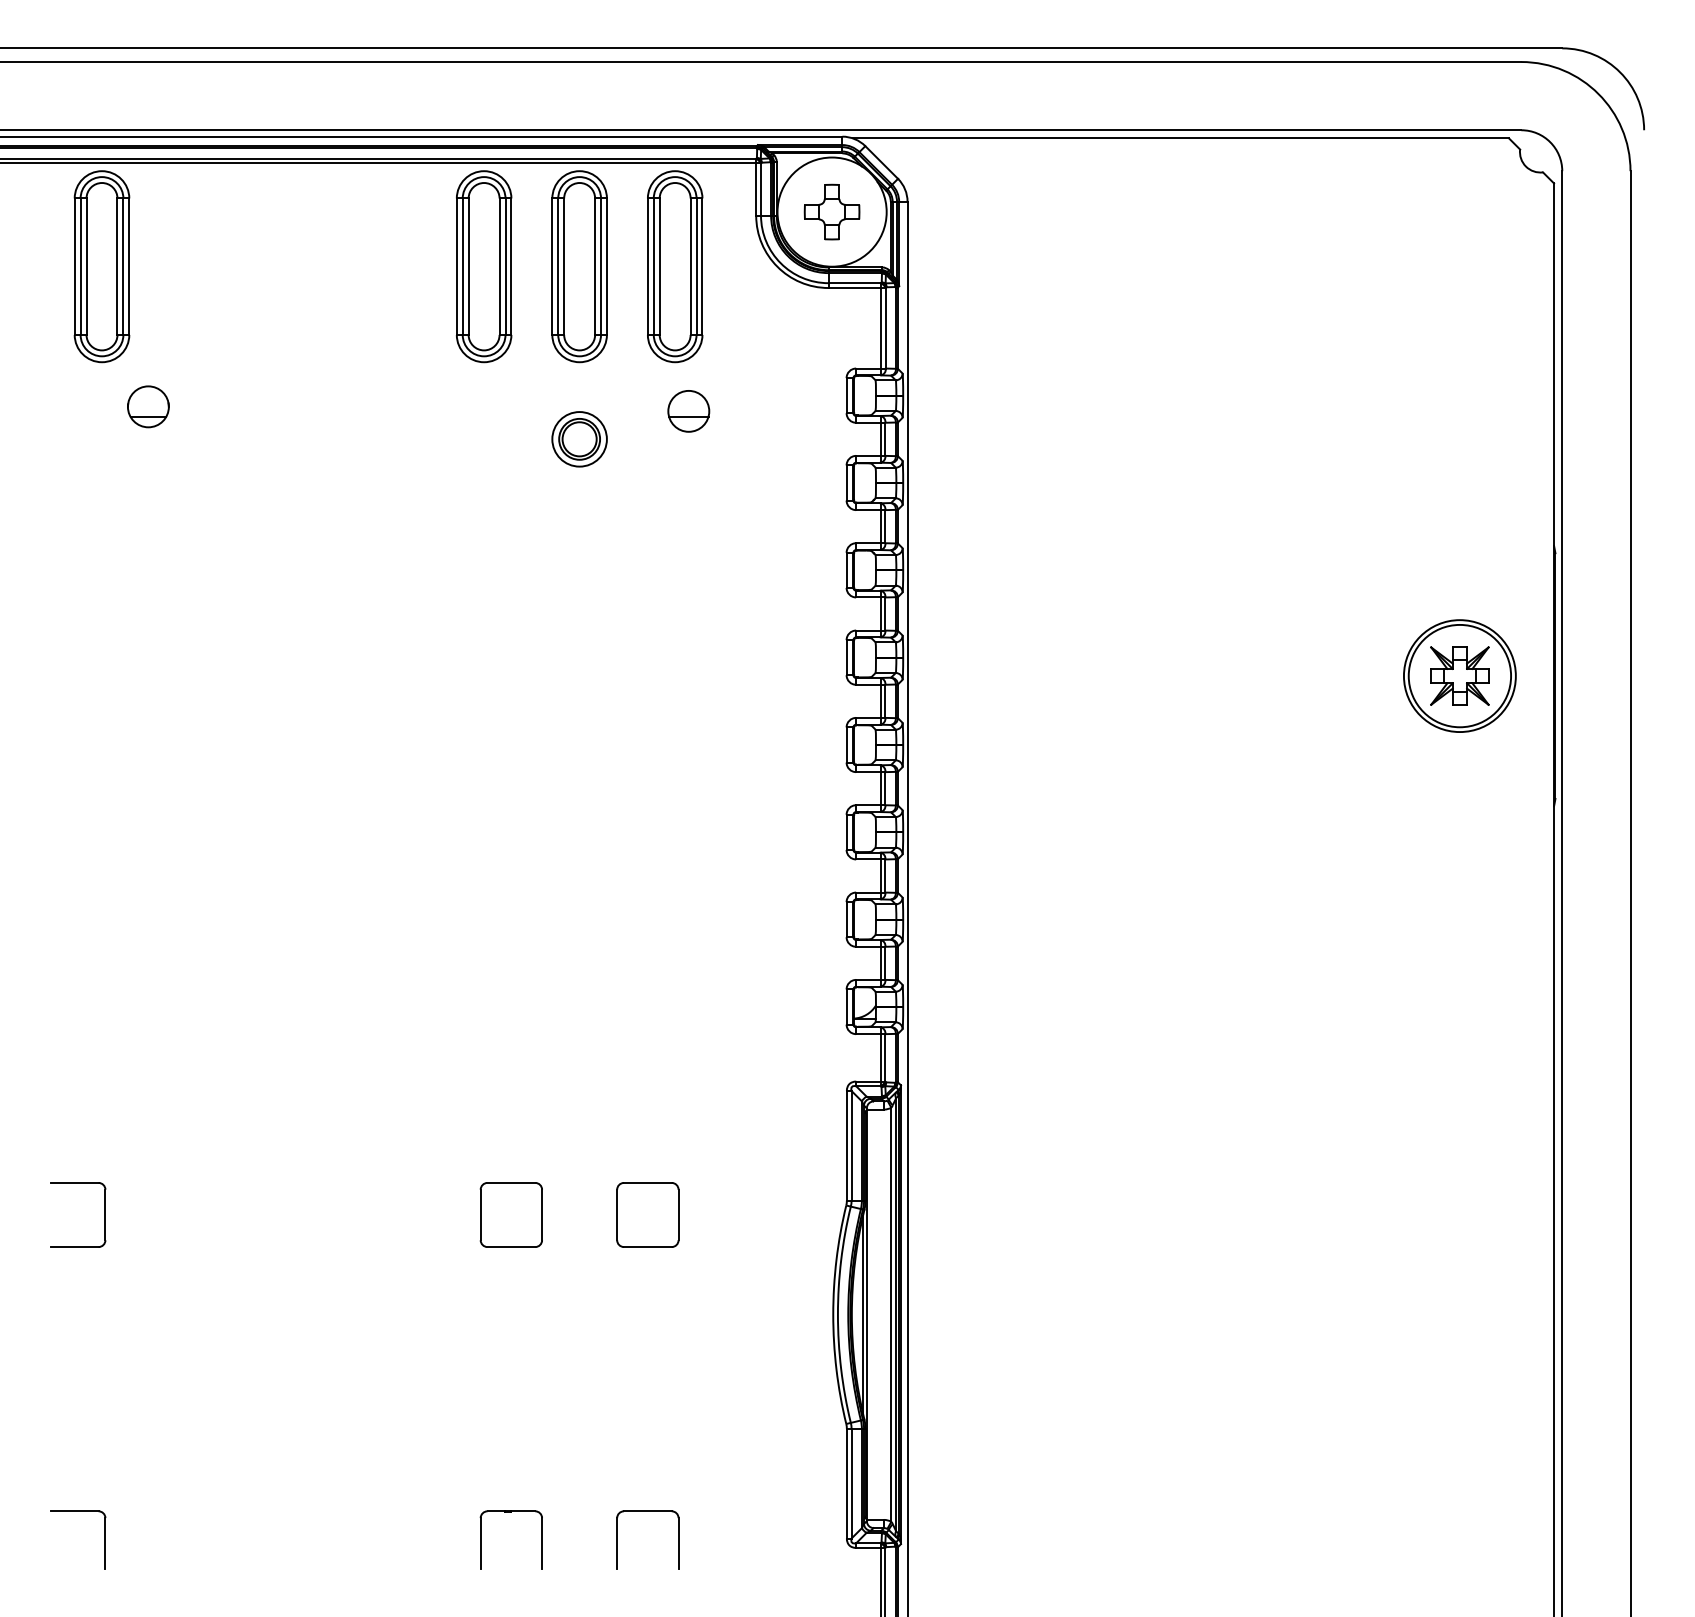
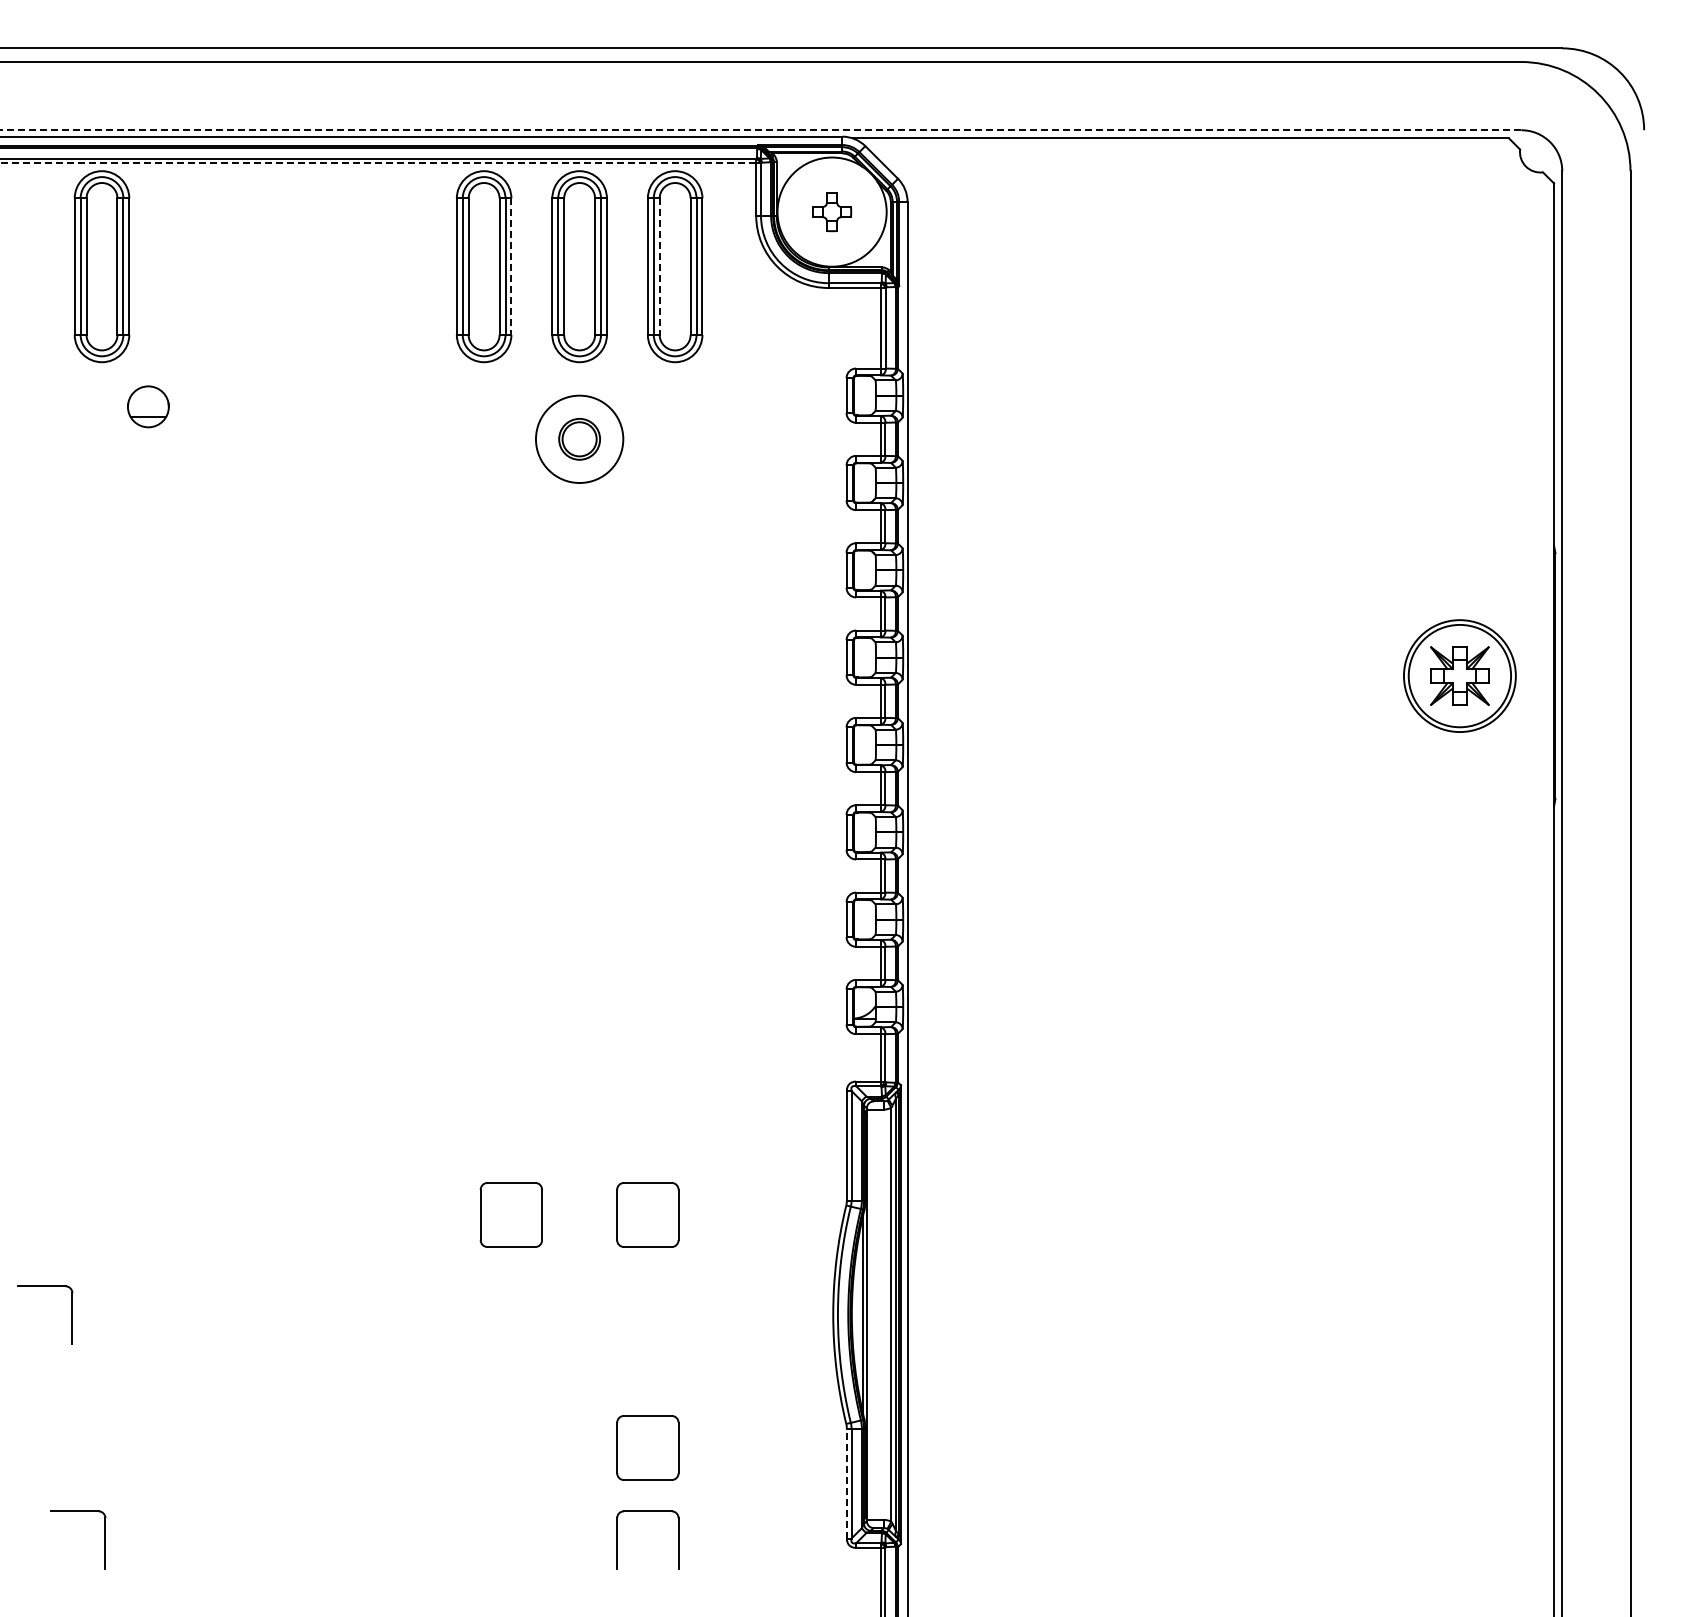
line: solid -> dashed (760, 130)
line: solid -> dashed (378, 163)
part size: 58x58 px -> 41x41 px (832, 212)
line: solid -> dashed (511, 267)
line: solid -> dashed (659, 267)
part: present -> none (688, 411)
circle diameter: 55 px -> 87 px (579, 439)
part: present -> none (104, 1214)
part: none -> present (71, 1314)
part: none -> present (647, 1447)
line: solid -> dashed (846, 1483)
part: present -> none (510, 1512)
